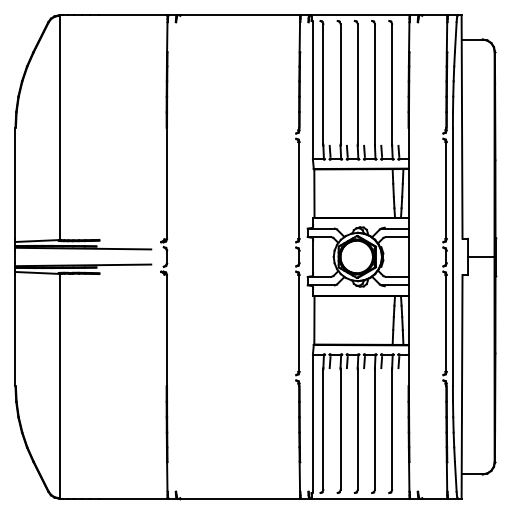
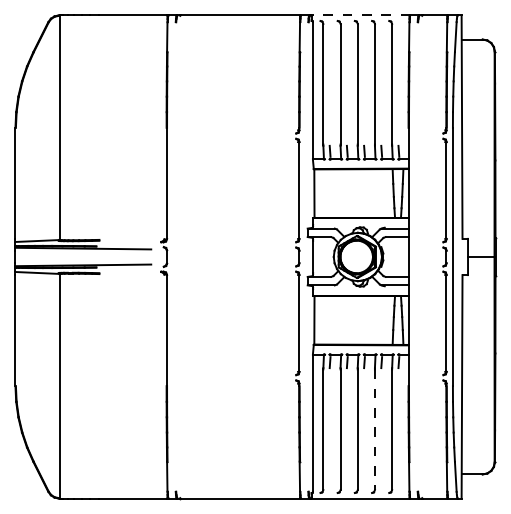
line: solid -> dashed (360, 15)
line: solid -> dashed (374, 430)
